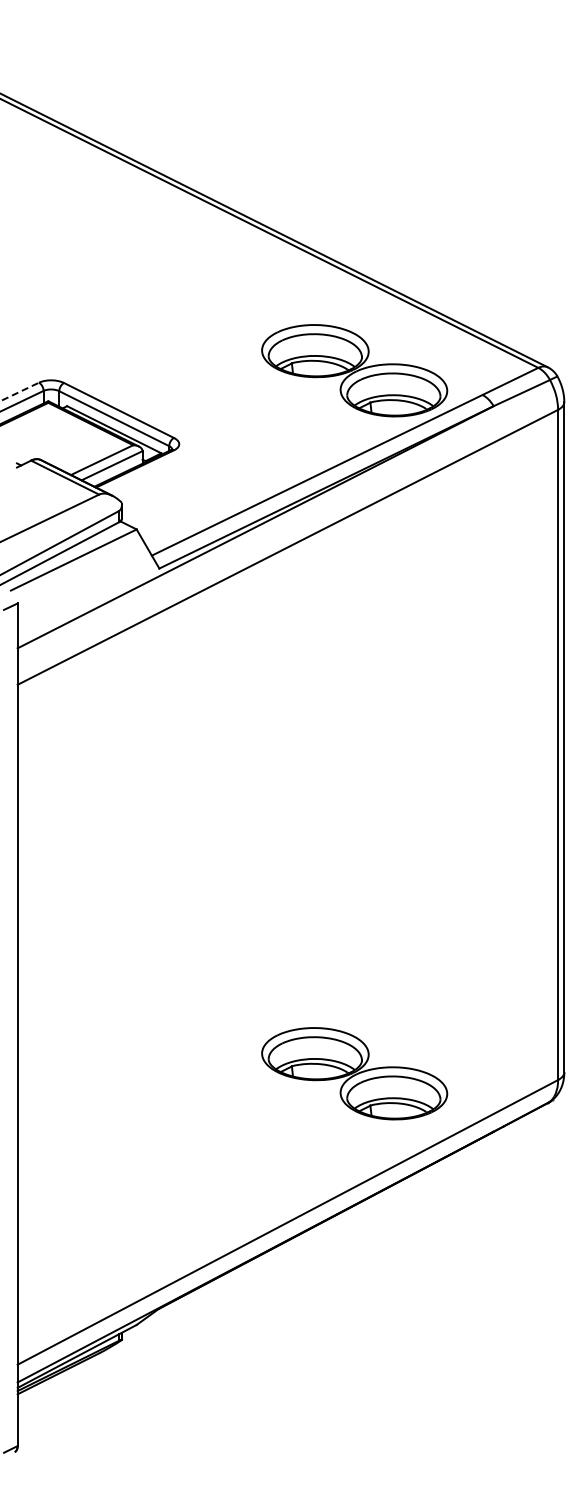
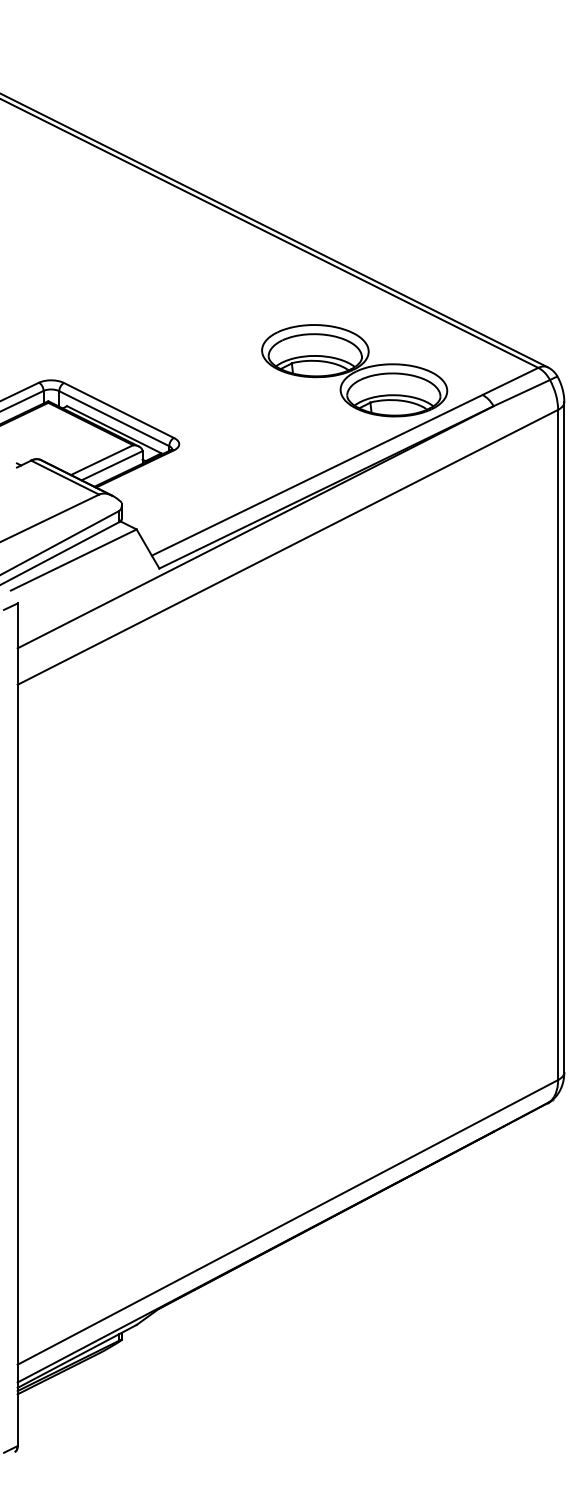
line: dashed -> solid (20, 391)
part: present -> none (354, 1073)
